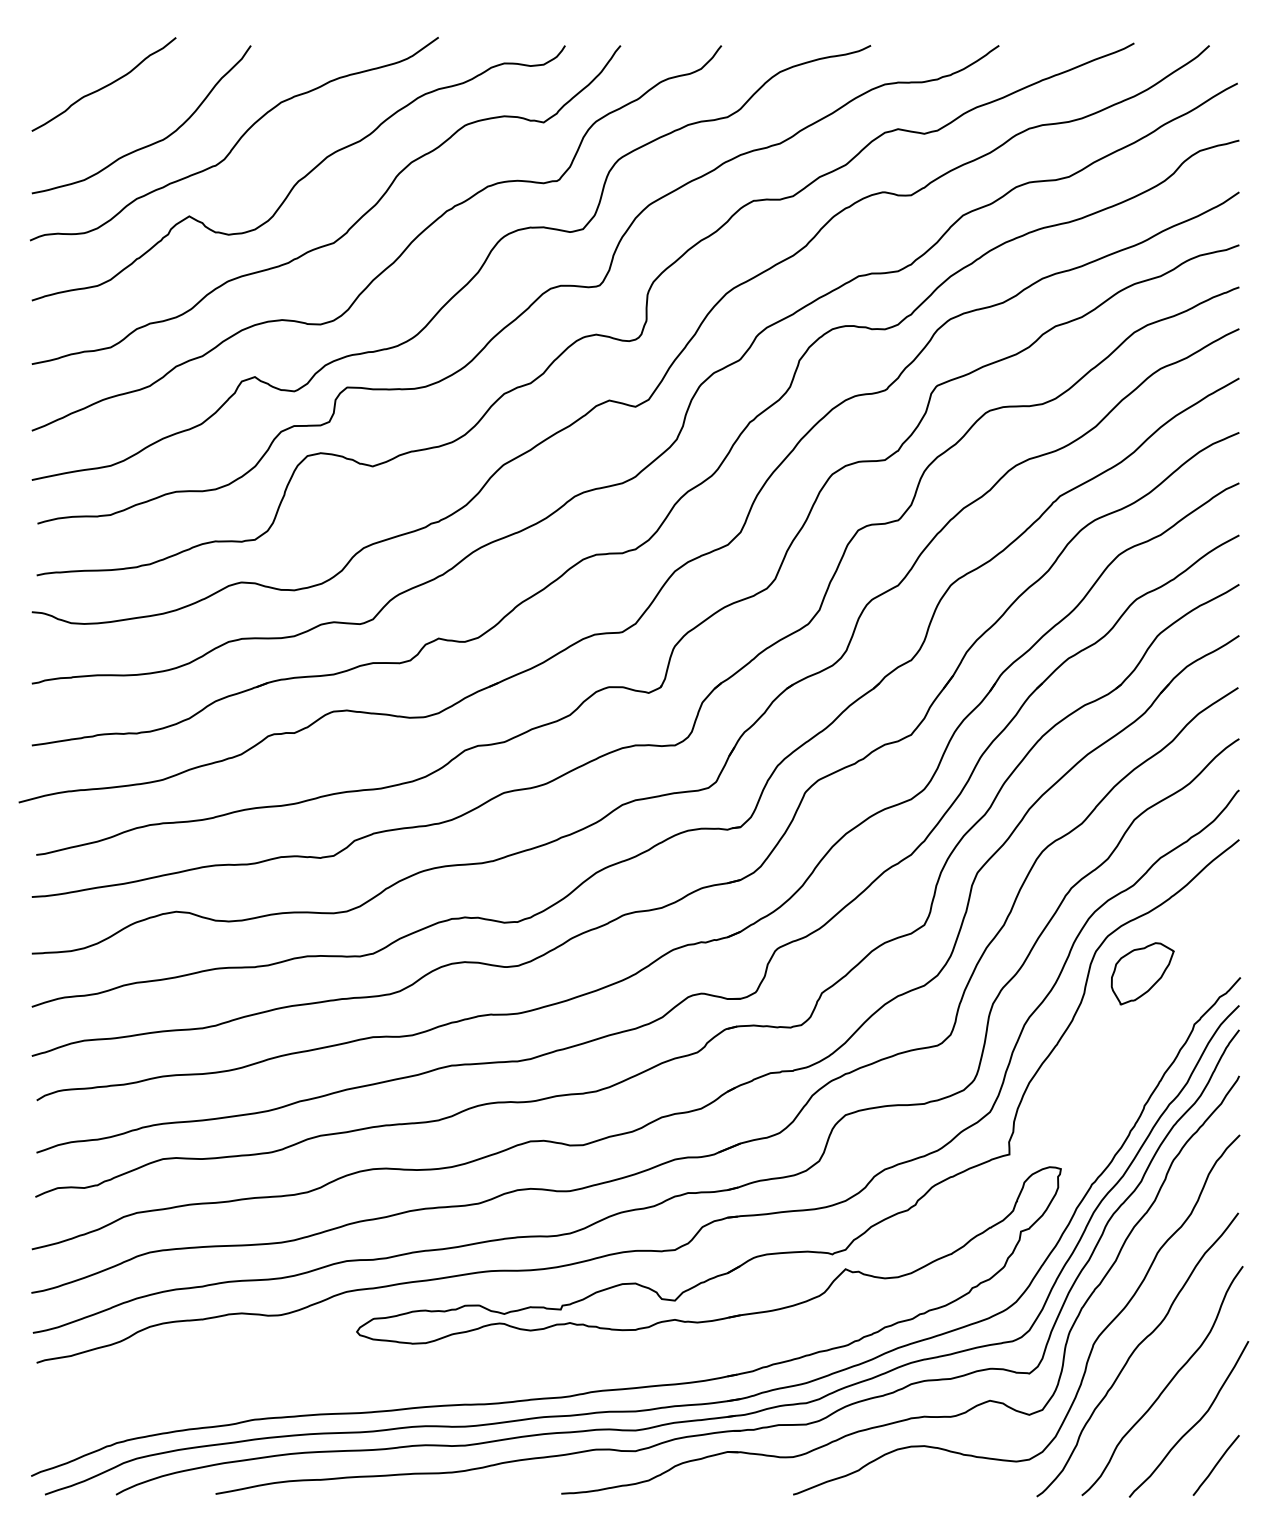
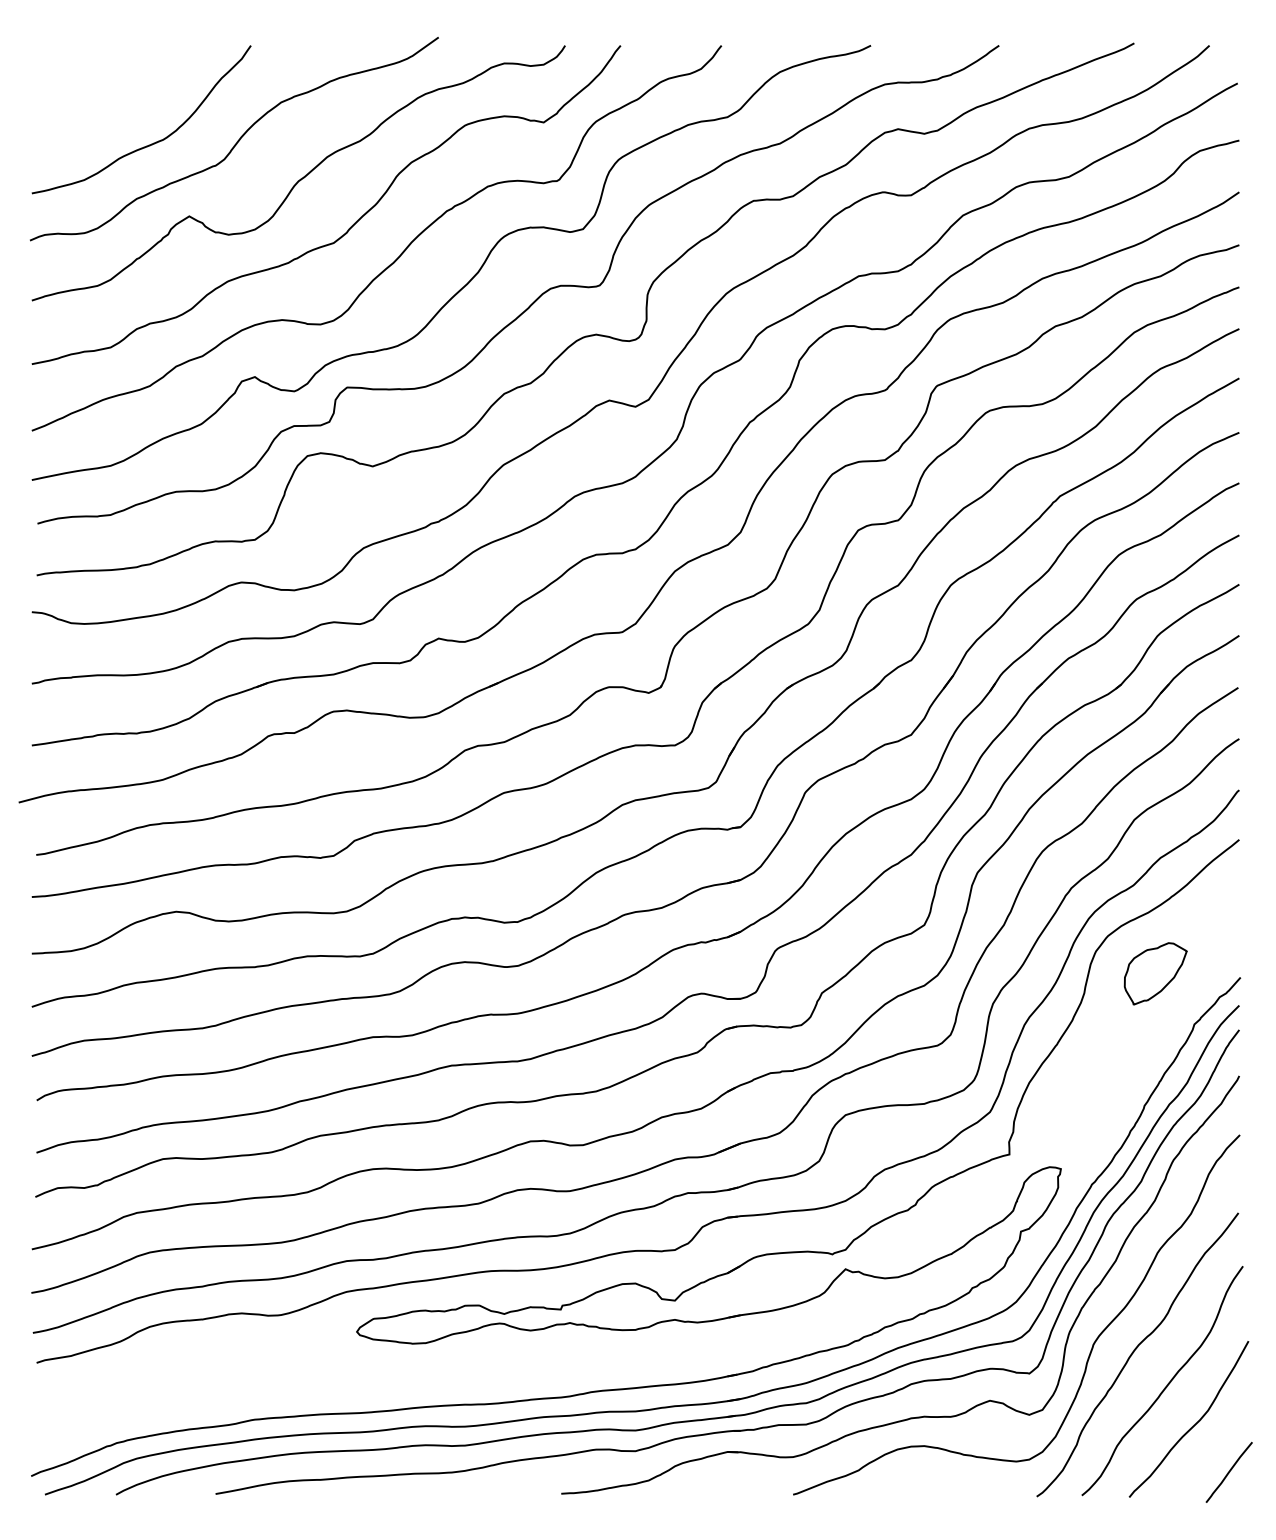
curve: present -> none (103, 86)
part position: (1142, 973) -> (1155, 973) (1155, 973)
line position: (1215, 1464) -> (1228, 1471) (1228, 1471)
